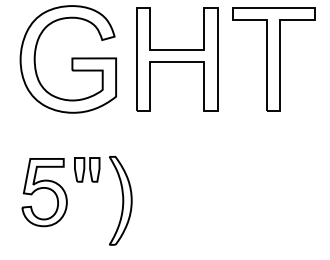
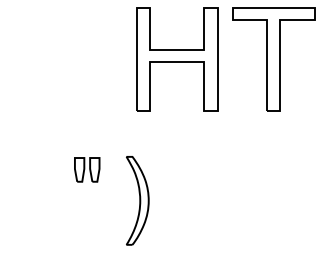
part: present -> none (67, 59)
part: present -> none (44, 192)
part position: (120, 200) -> (137, 200) (137, 200)
